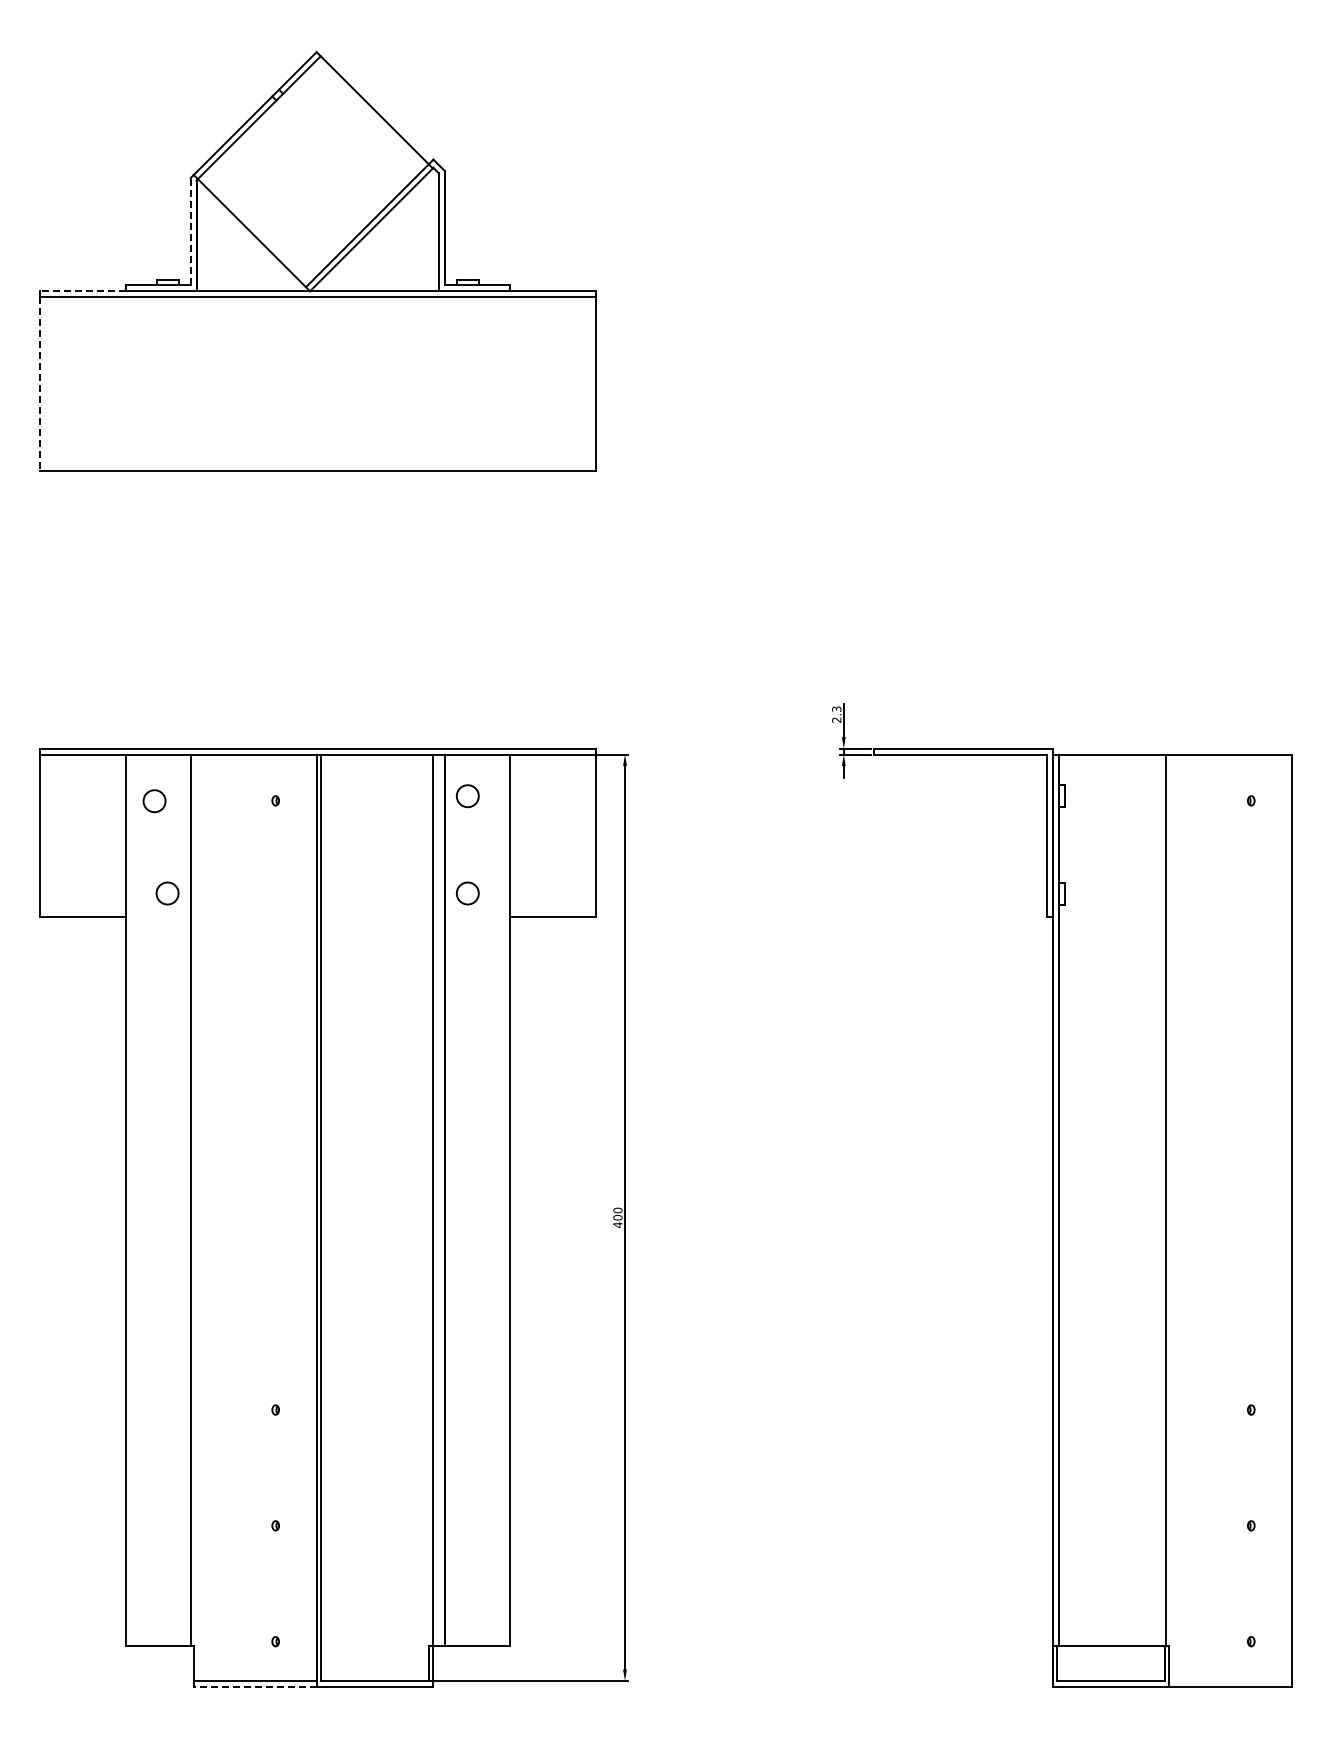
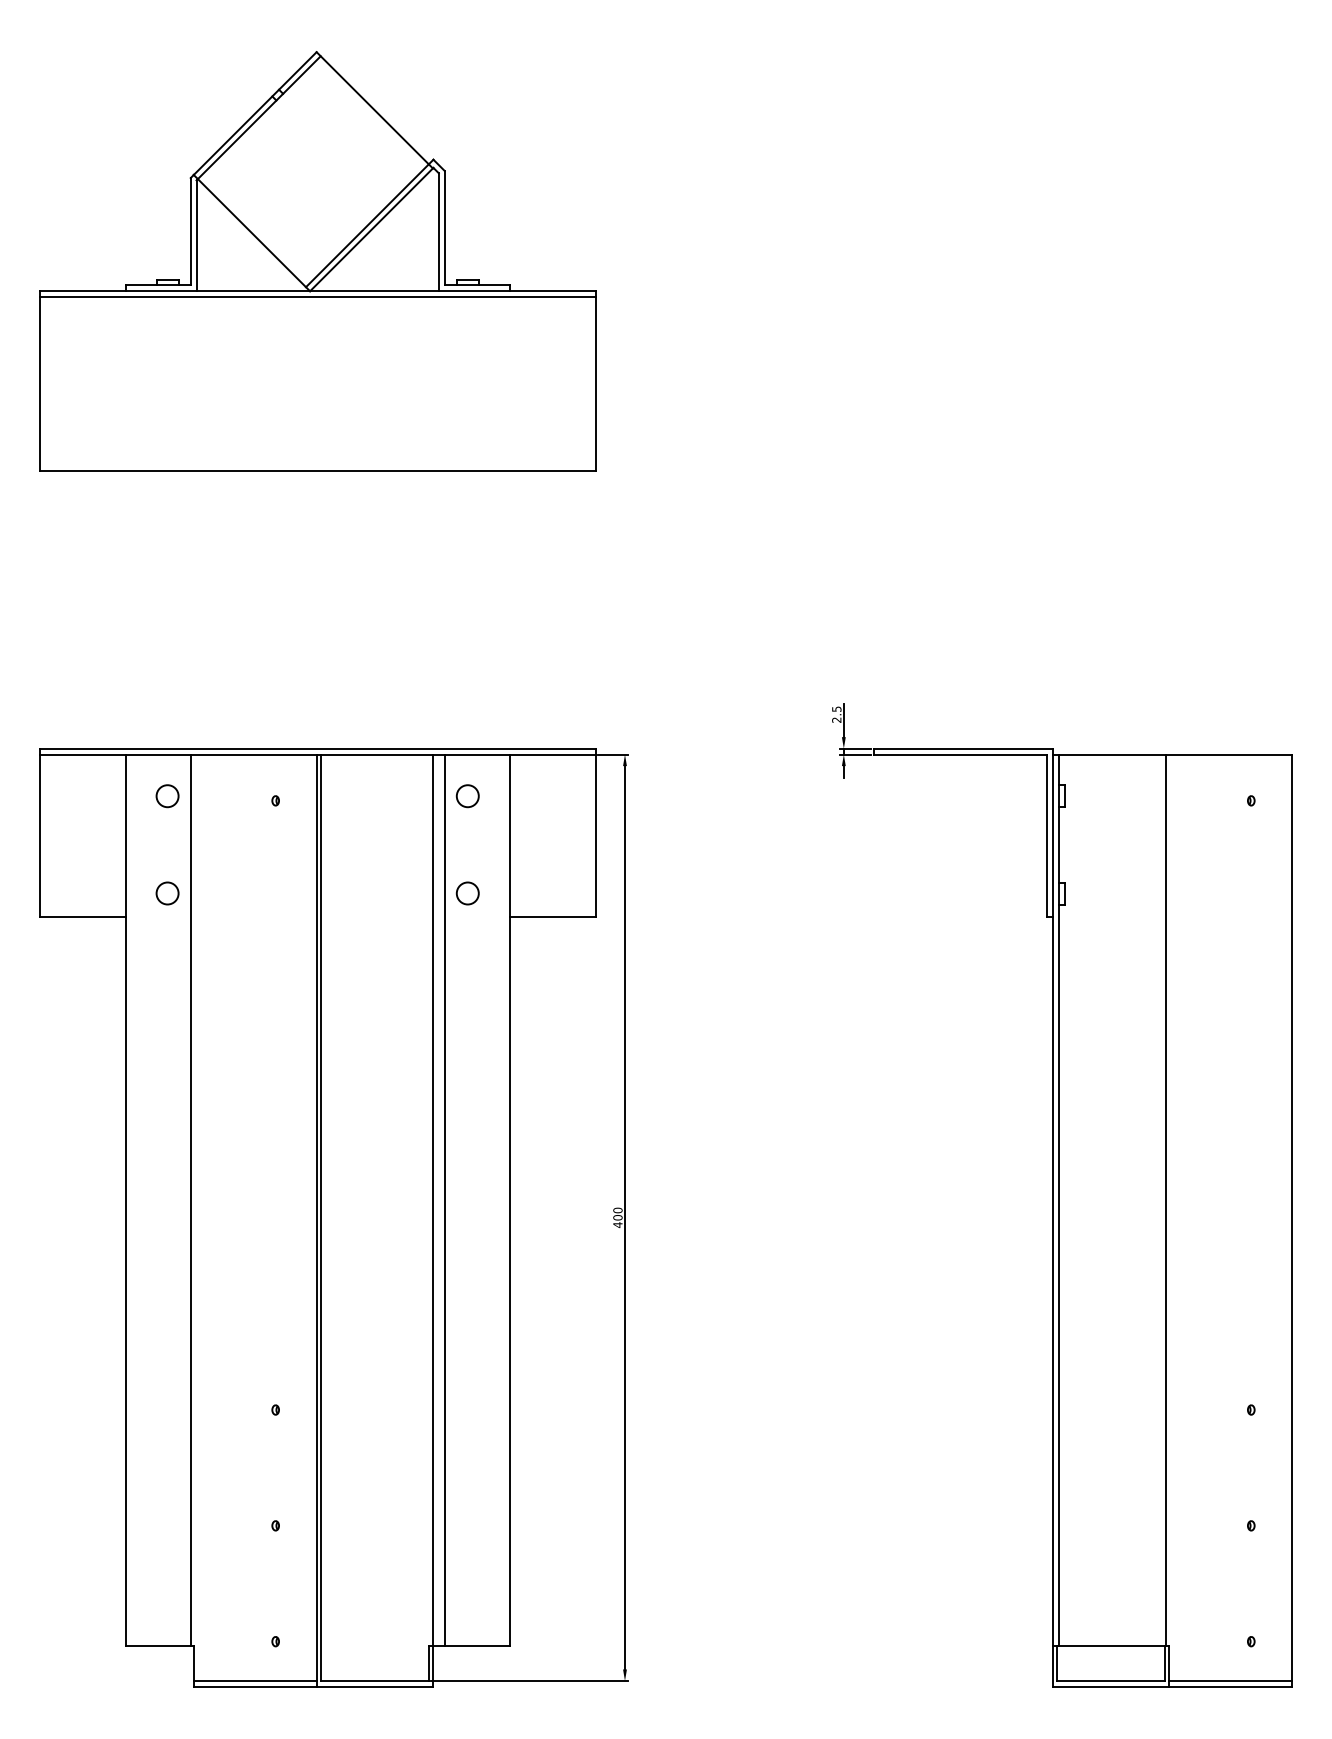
line: dashed -> solid (190, 231)
line: dashed -> solid (82, 291)
line: dashed -> solid (39, 383)
text: 2.3 -> 2.5 (836, 708)
circle position: (154, 801) -> (167, 796) (167, 796)
line: none -> present (1230, 1681)
line: dashed -> solid (254, 1686)
